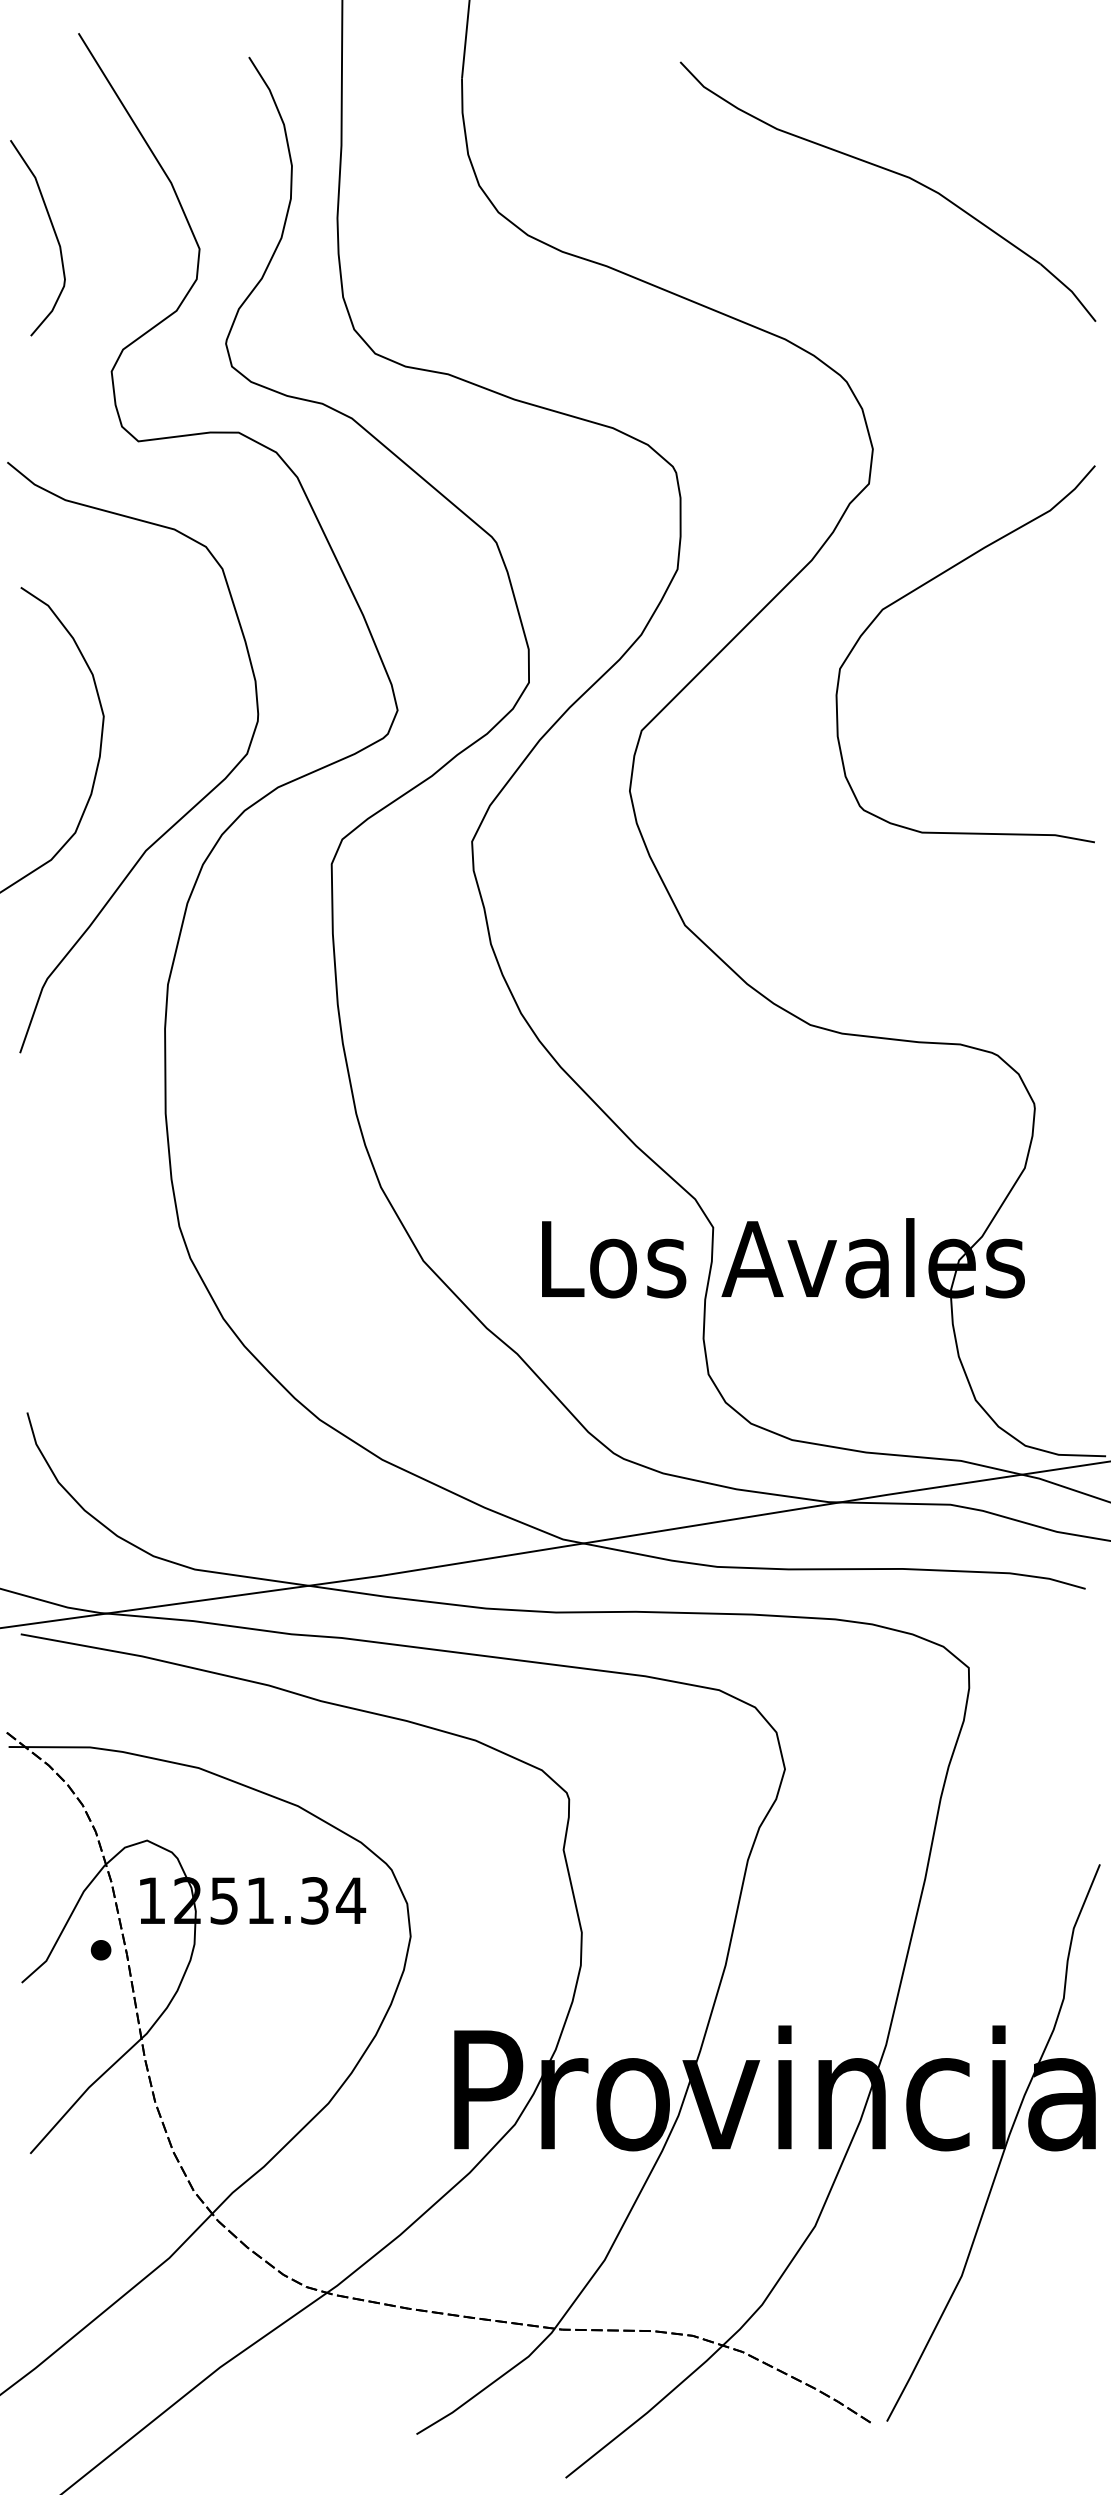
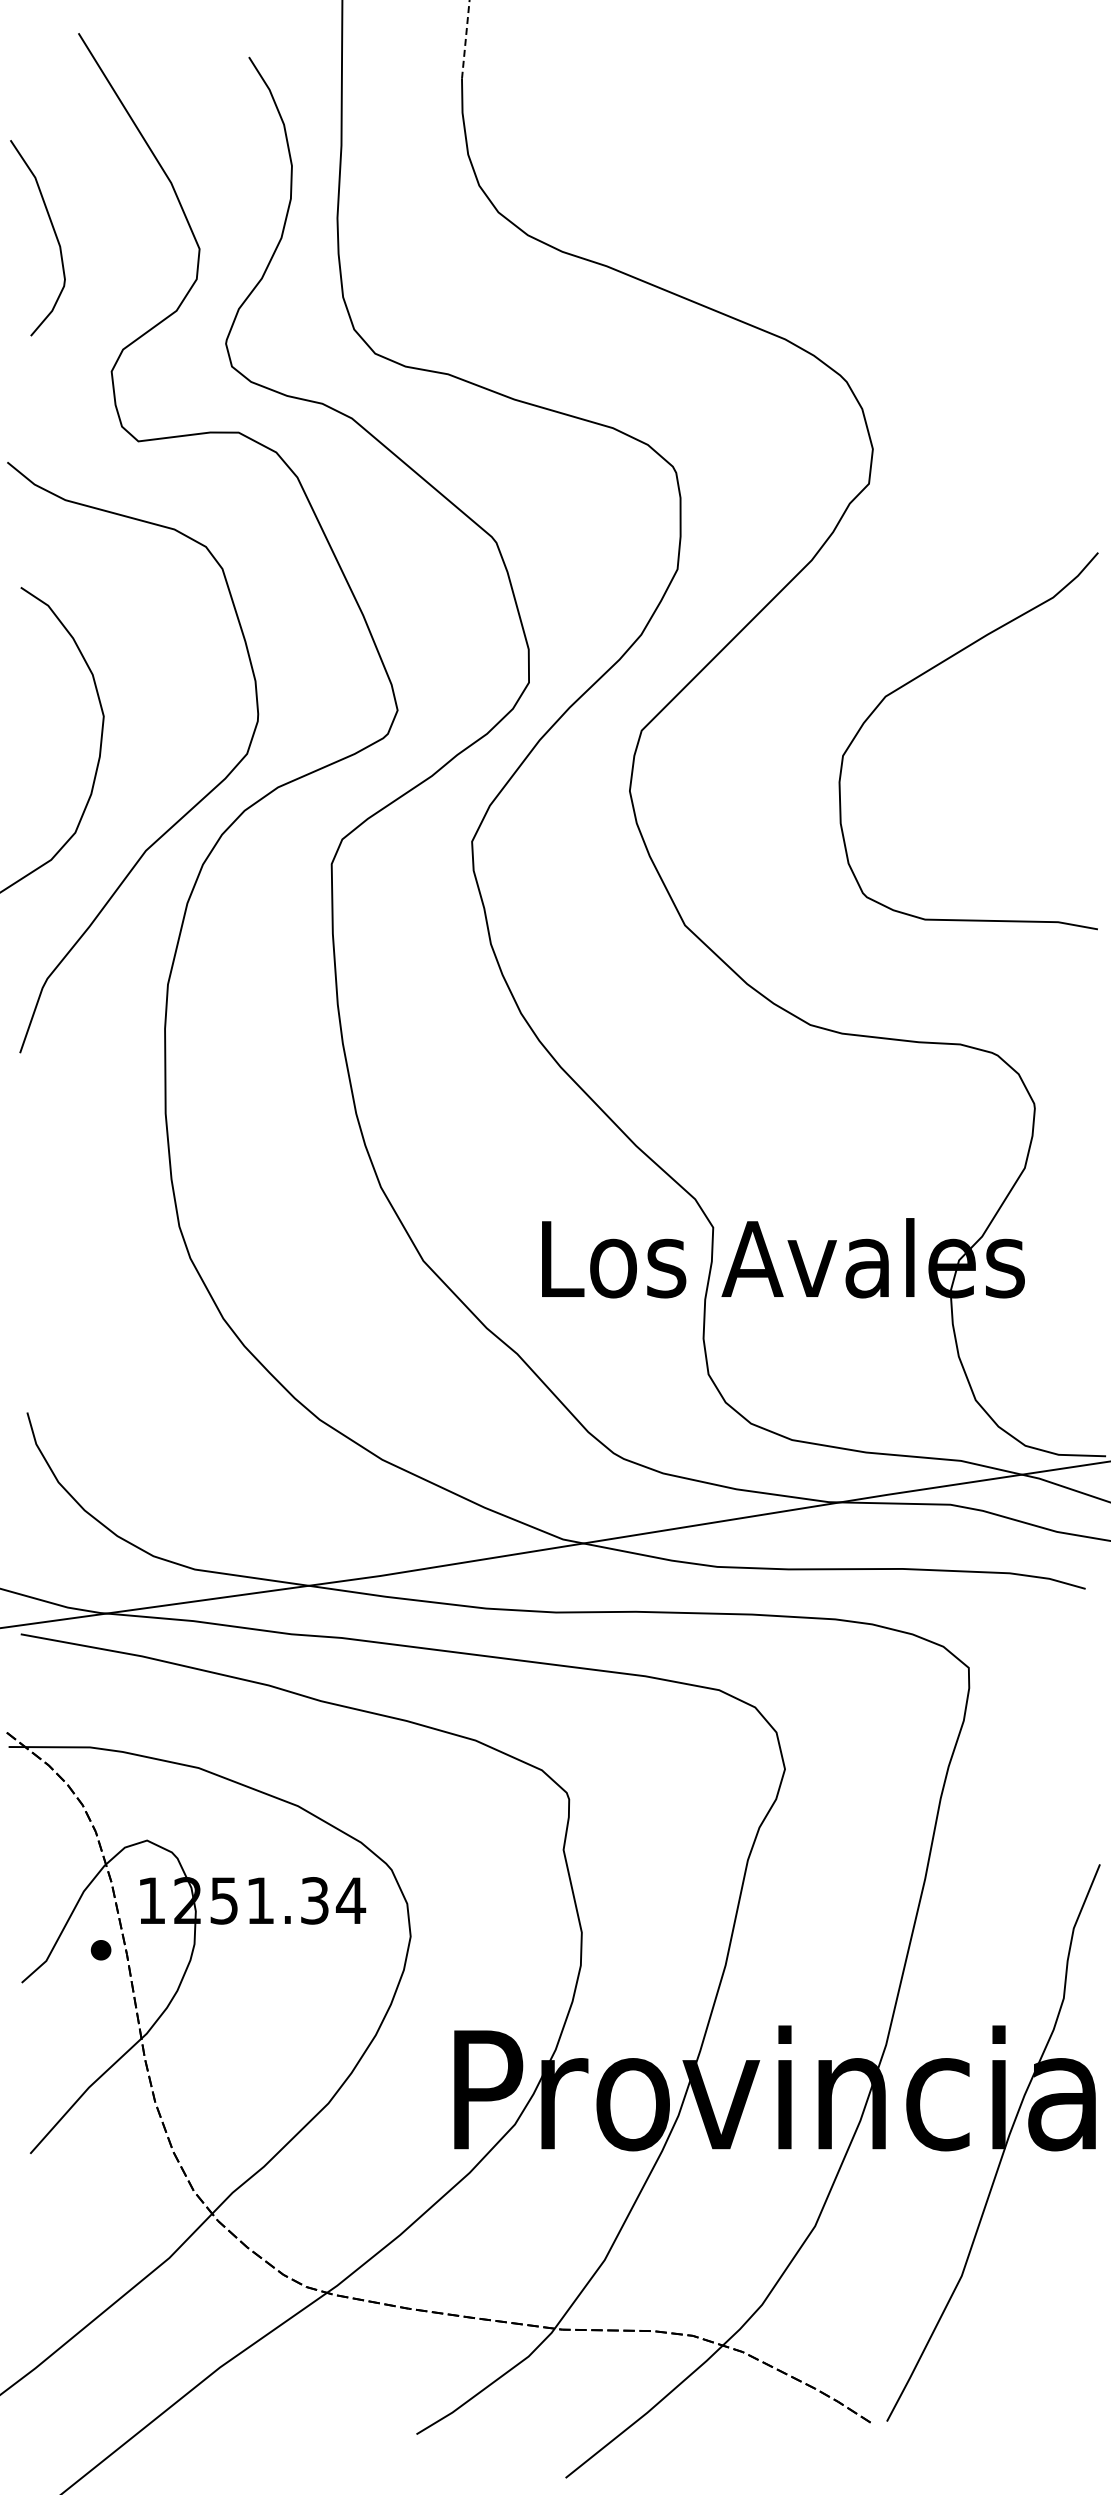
line: solid -> dashed (465, 39)
part: present -> none (894, 173)
curve position: (921, 587) -> (924, 674) (924, 674)
